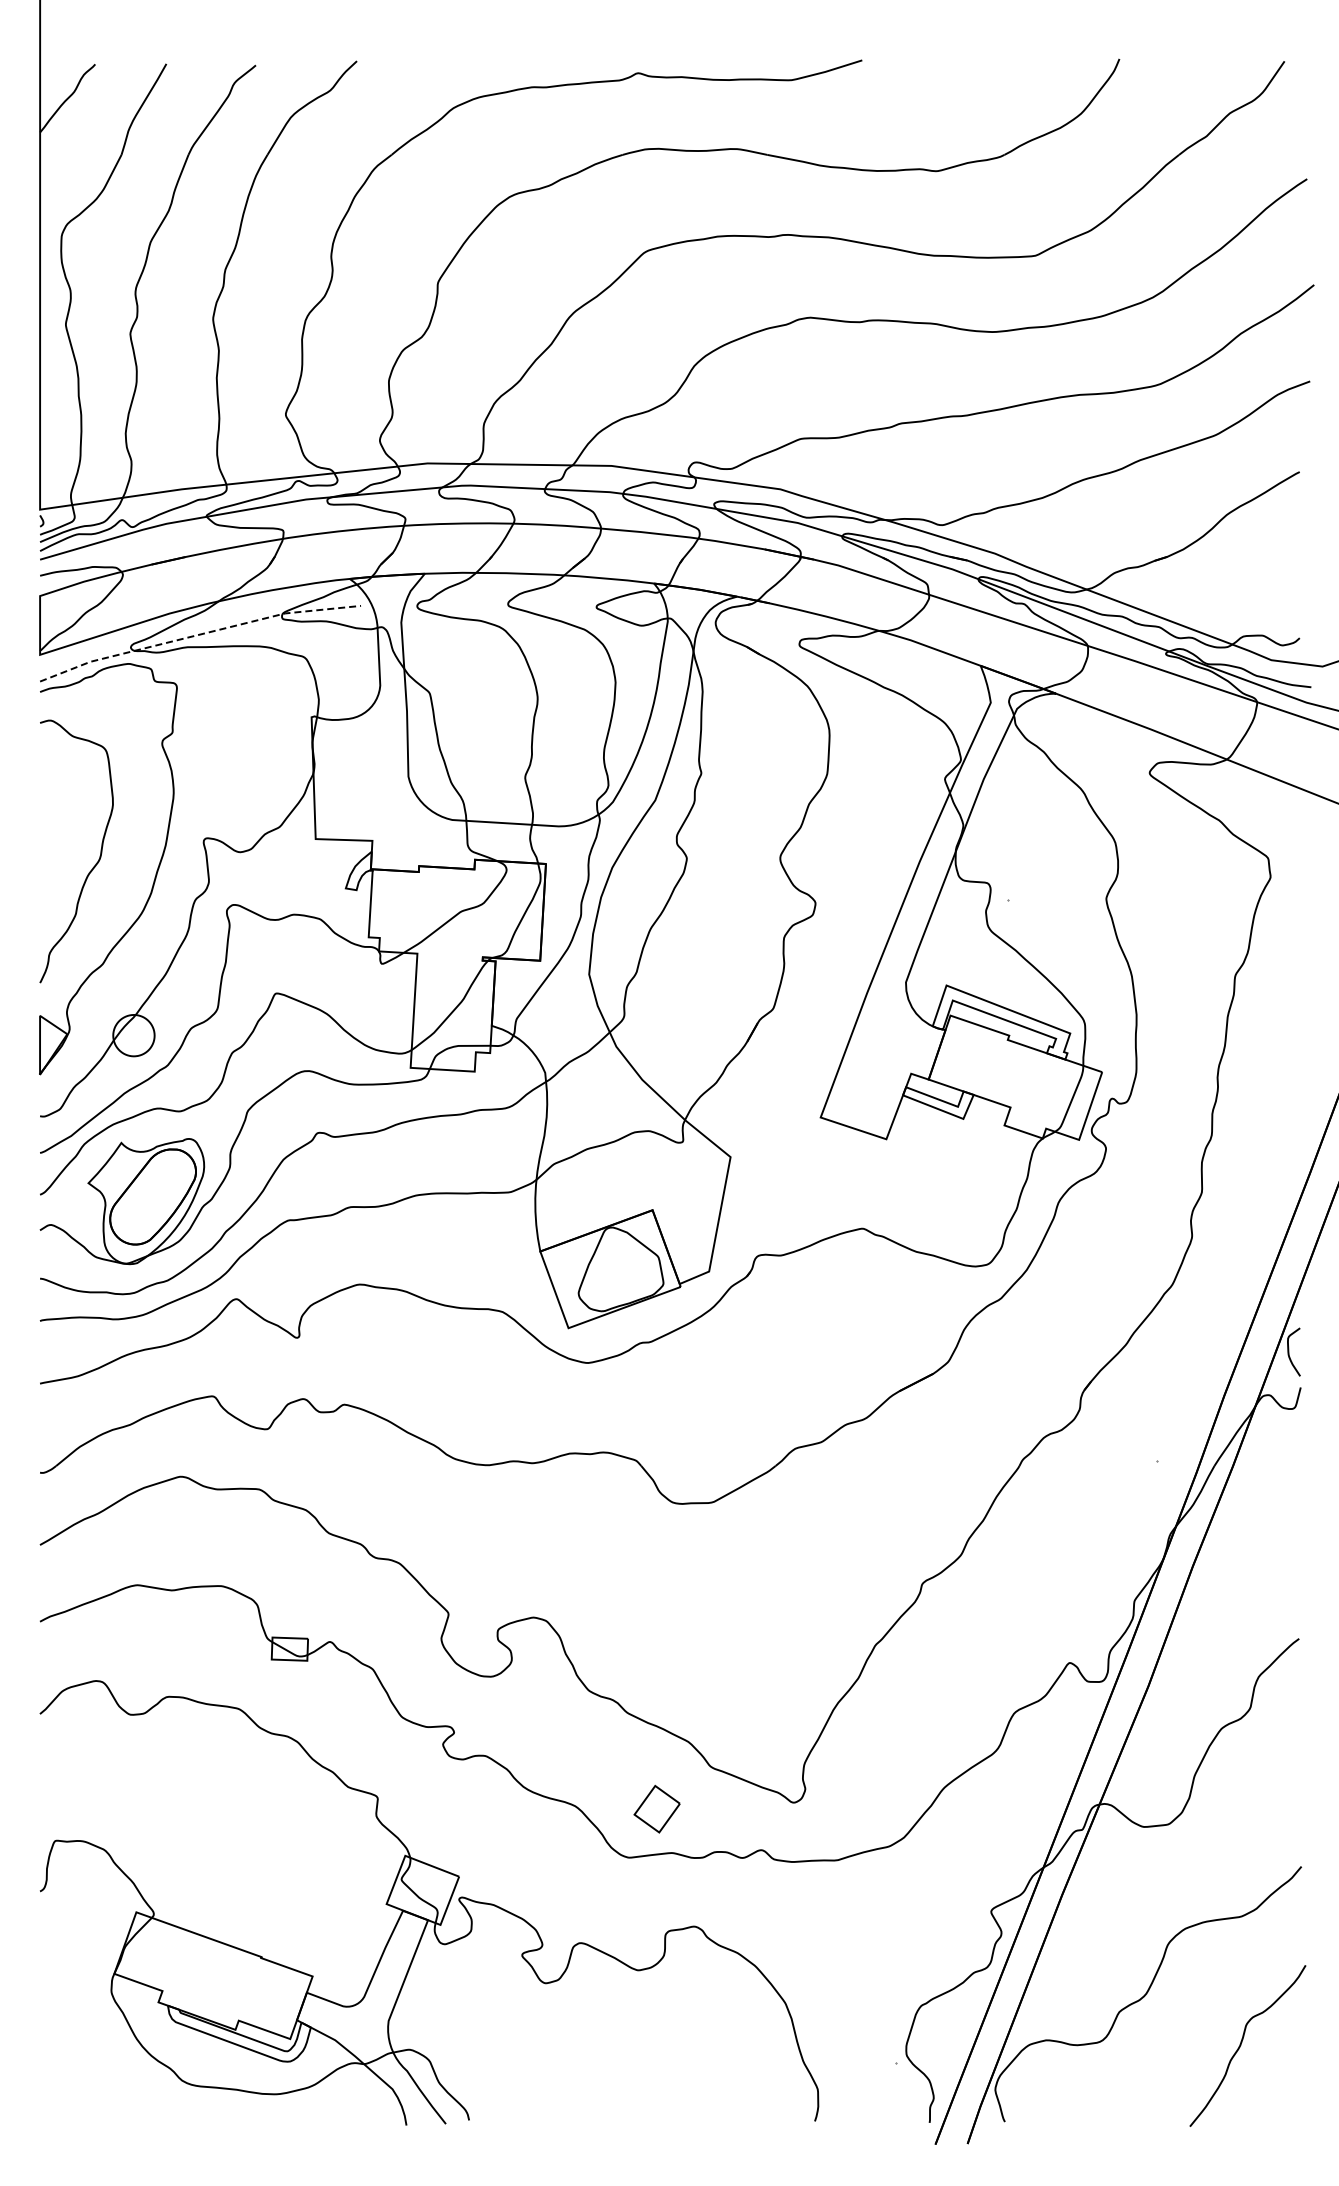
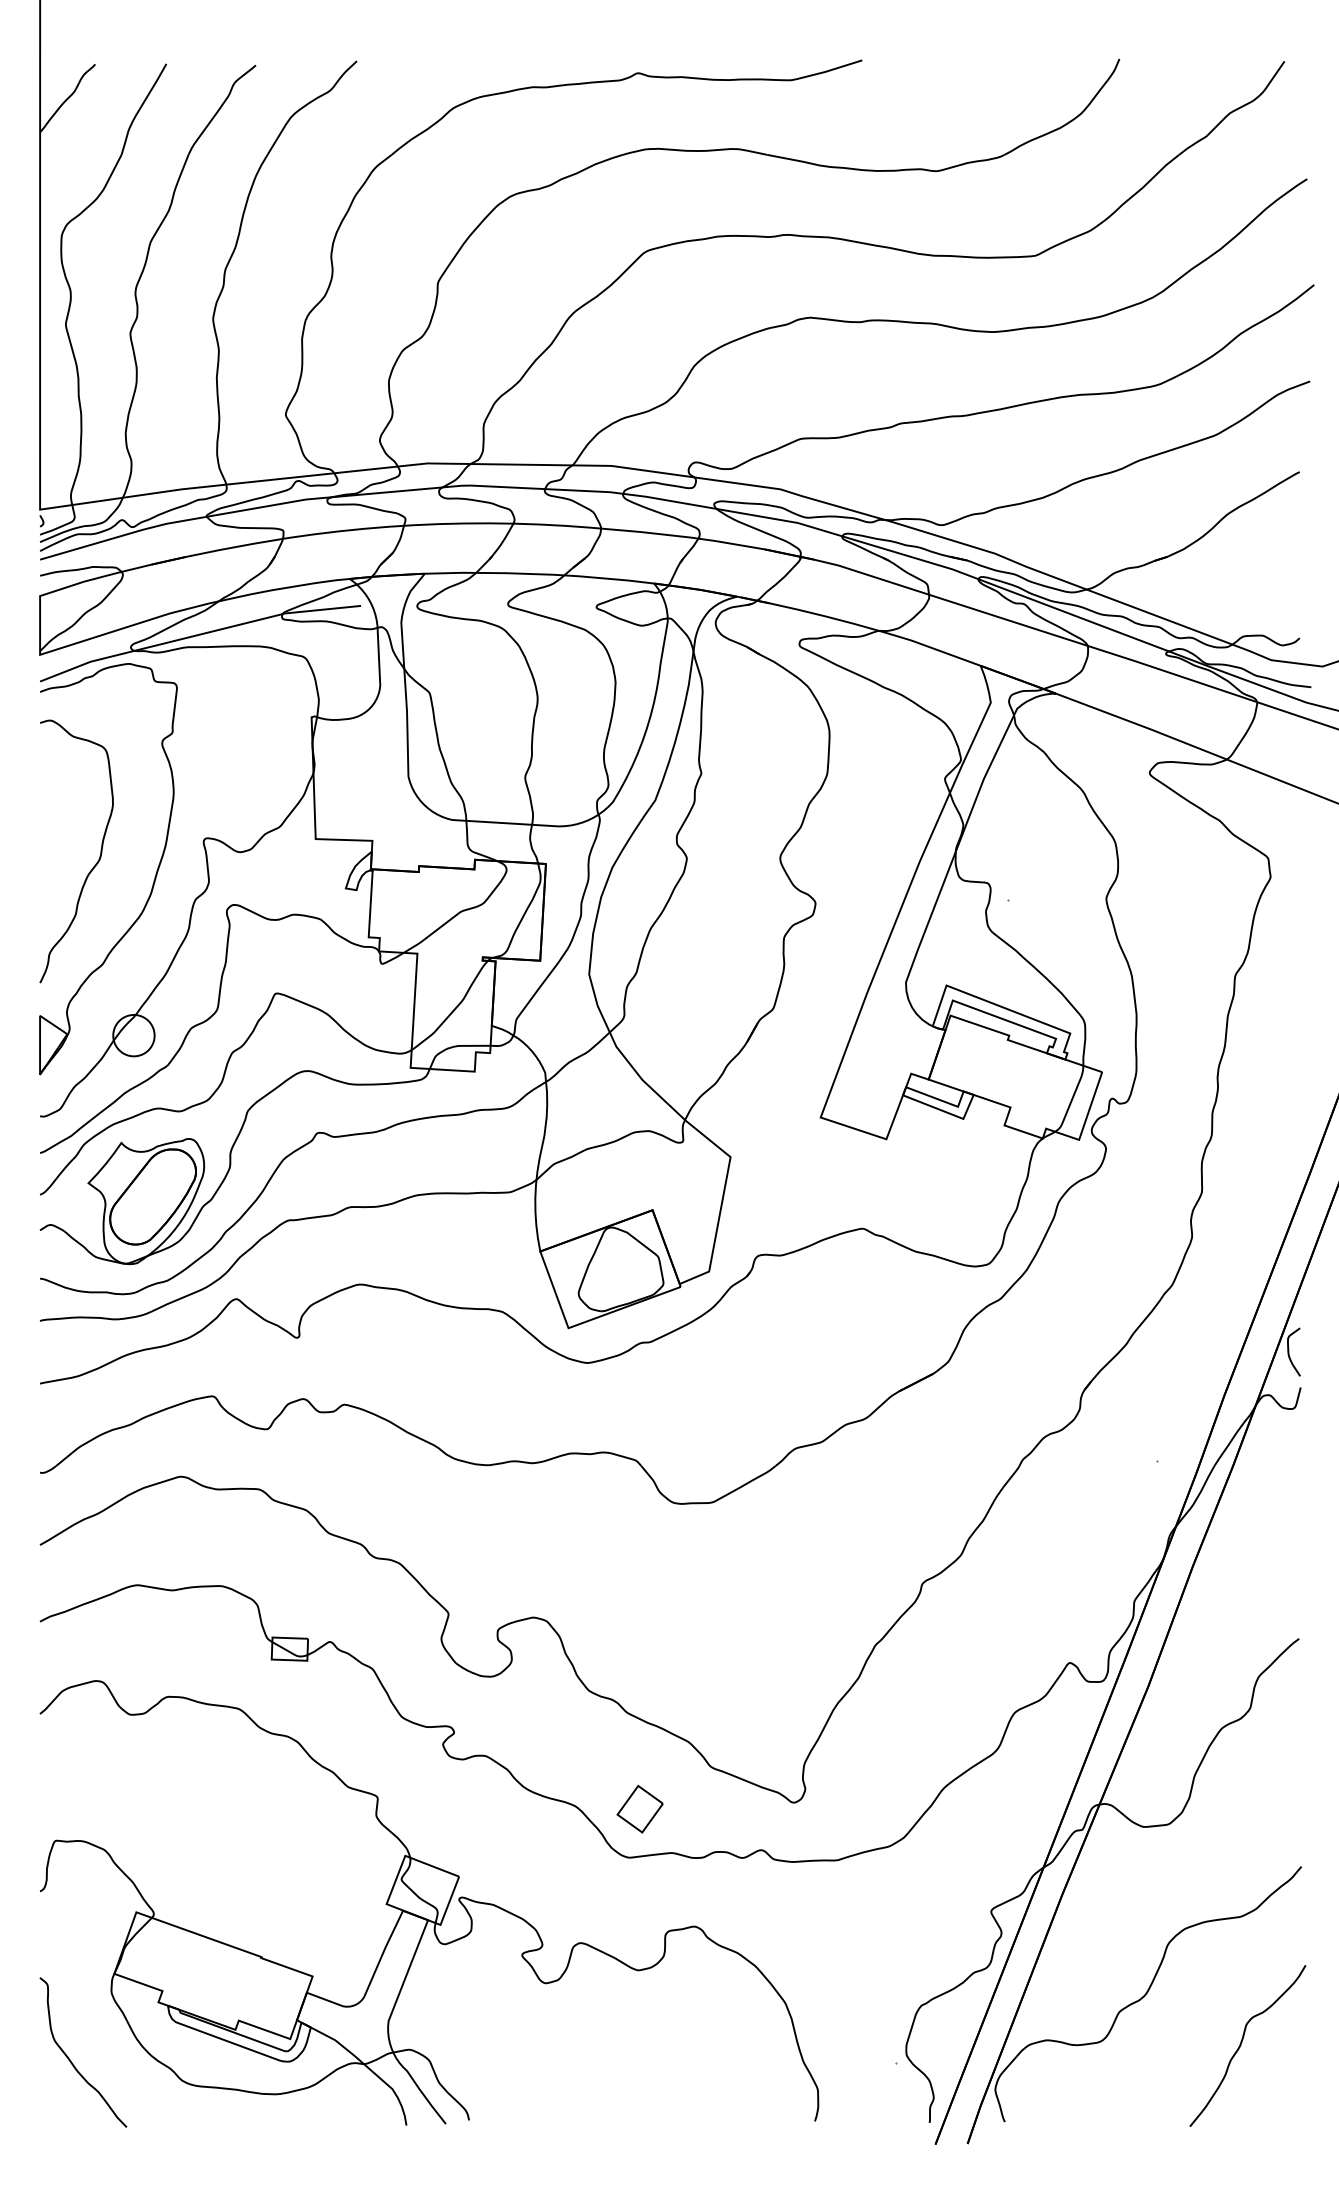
line: dashed -> solid (198, 634)
part position: (656, 1808) -> (639, 1808) (639, 1808)
curve: none -> present (71, 2060)
